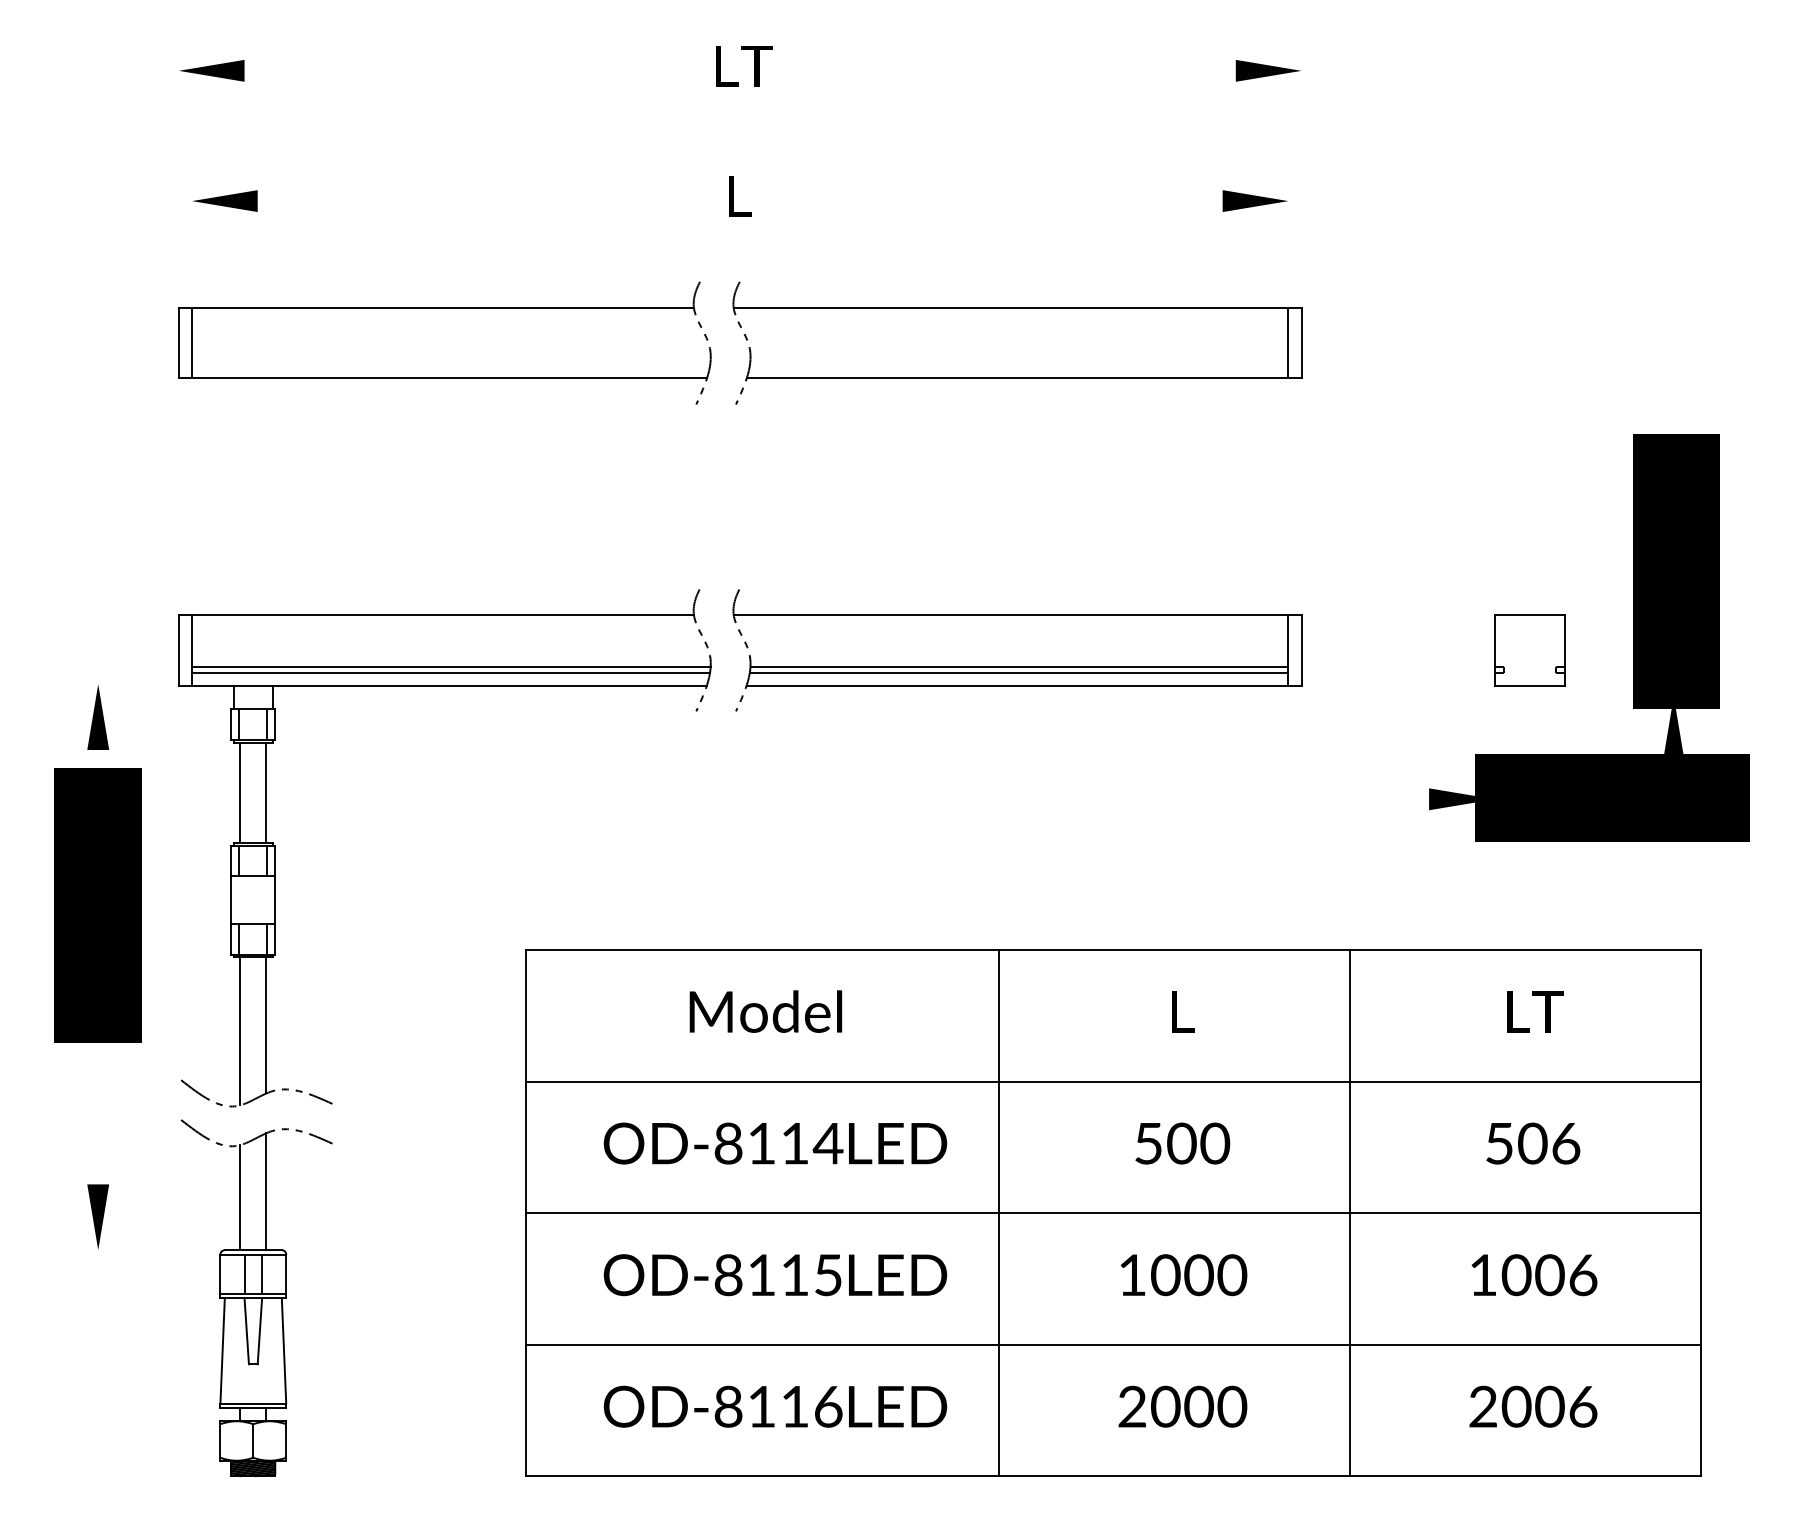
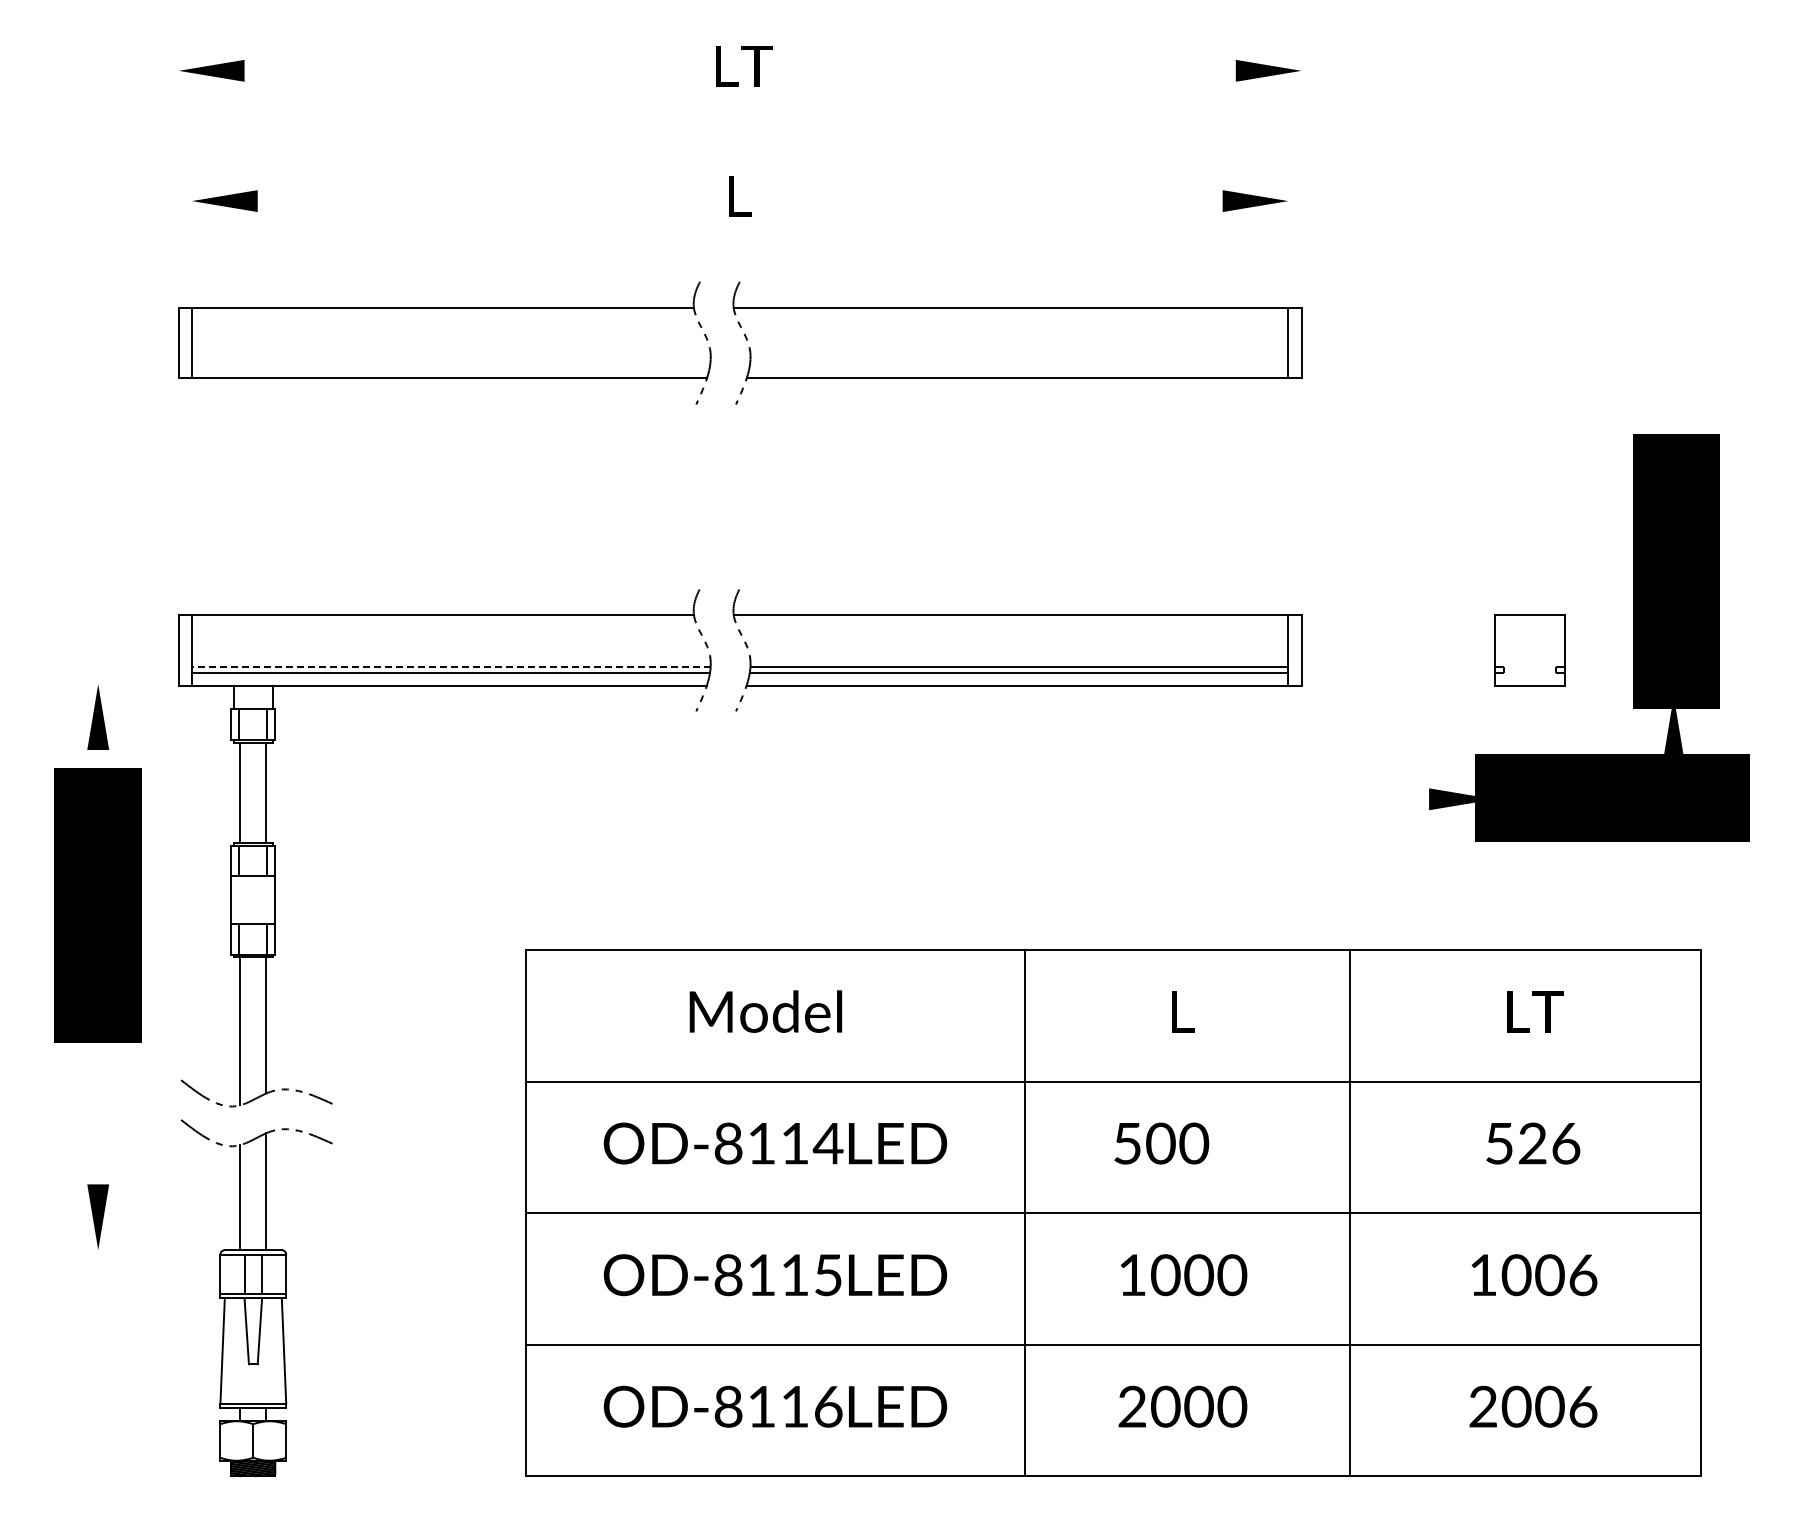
line: solid -> dashed (450, 666)
text position: (1182, 1143) -> (1161, 1143) (1161, 1143)
text: 506 -> 526 (1532, 1143)
line position: (998, 1212) -> (1024, 1212) (1024, 1212)
